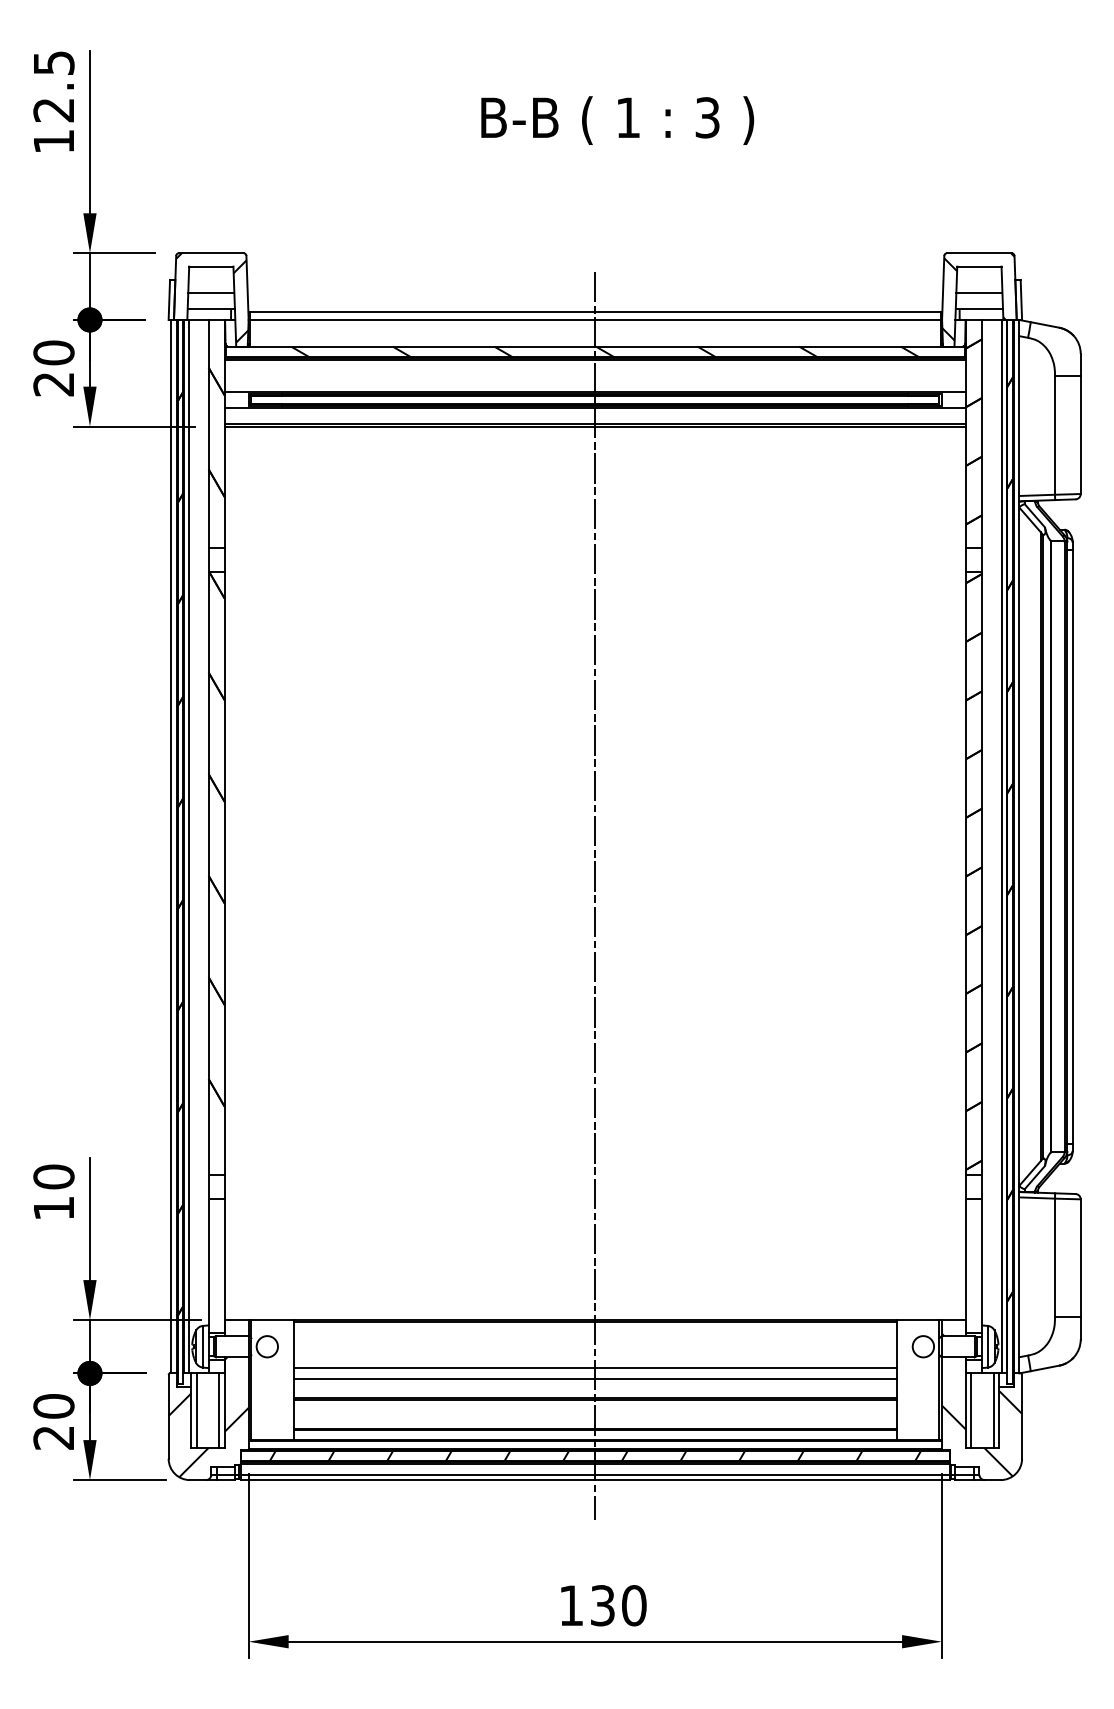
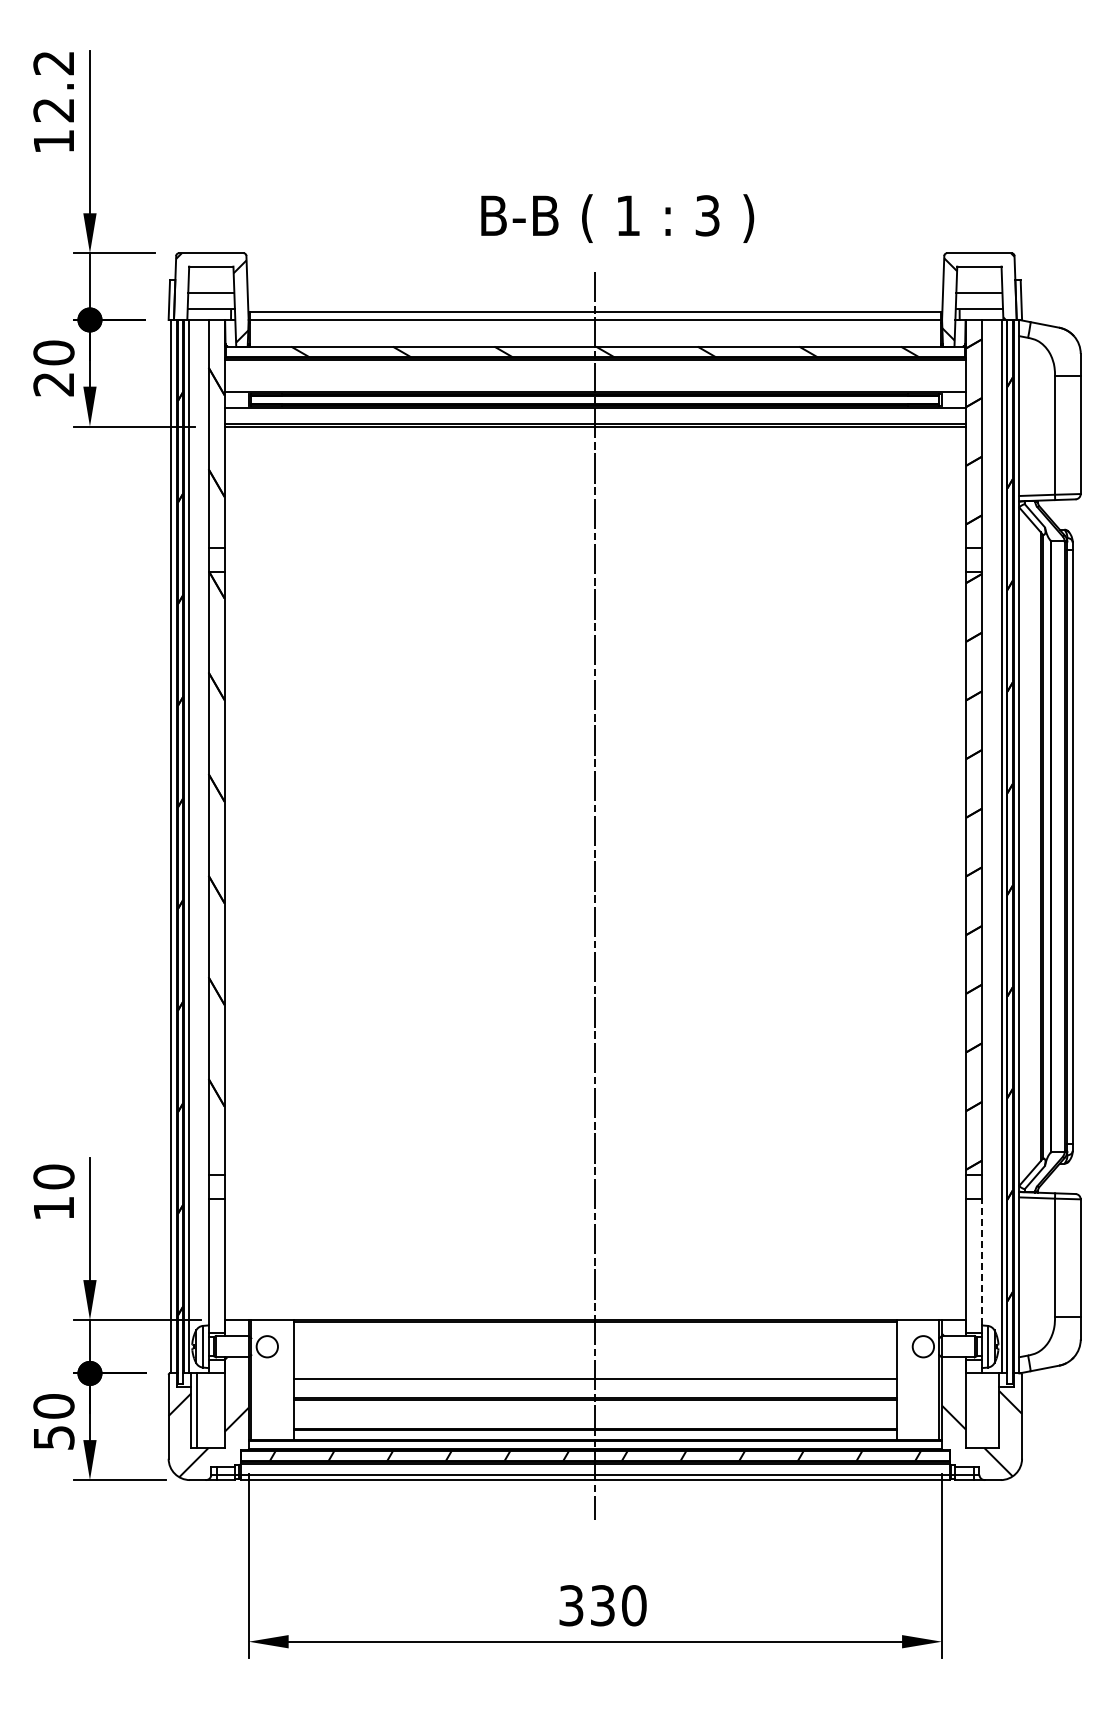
text: 12.5 -> 12.2 (53, 63)
text position: (617, 120) -> (617, 218) (617, 218)
line: solid -> dashed (982, 1261)
line: present -> none (595, 1368)
line: present -> none (219, 1410)
line: present -> none (971, 1410)
line: present -> none (994, 1410)
text: 20 -> 50 (53, 1437)
text: 130 -> 330 (571, 1605)
